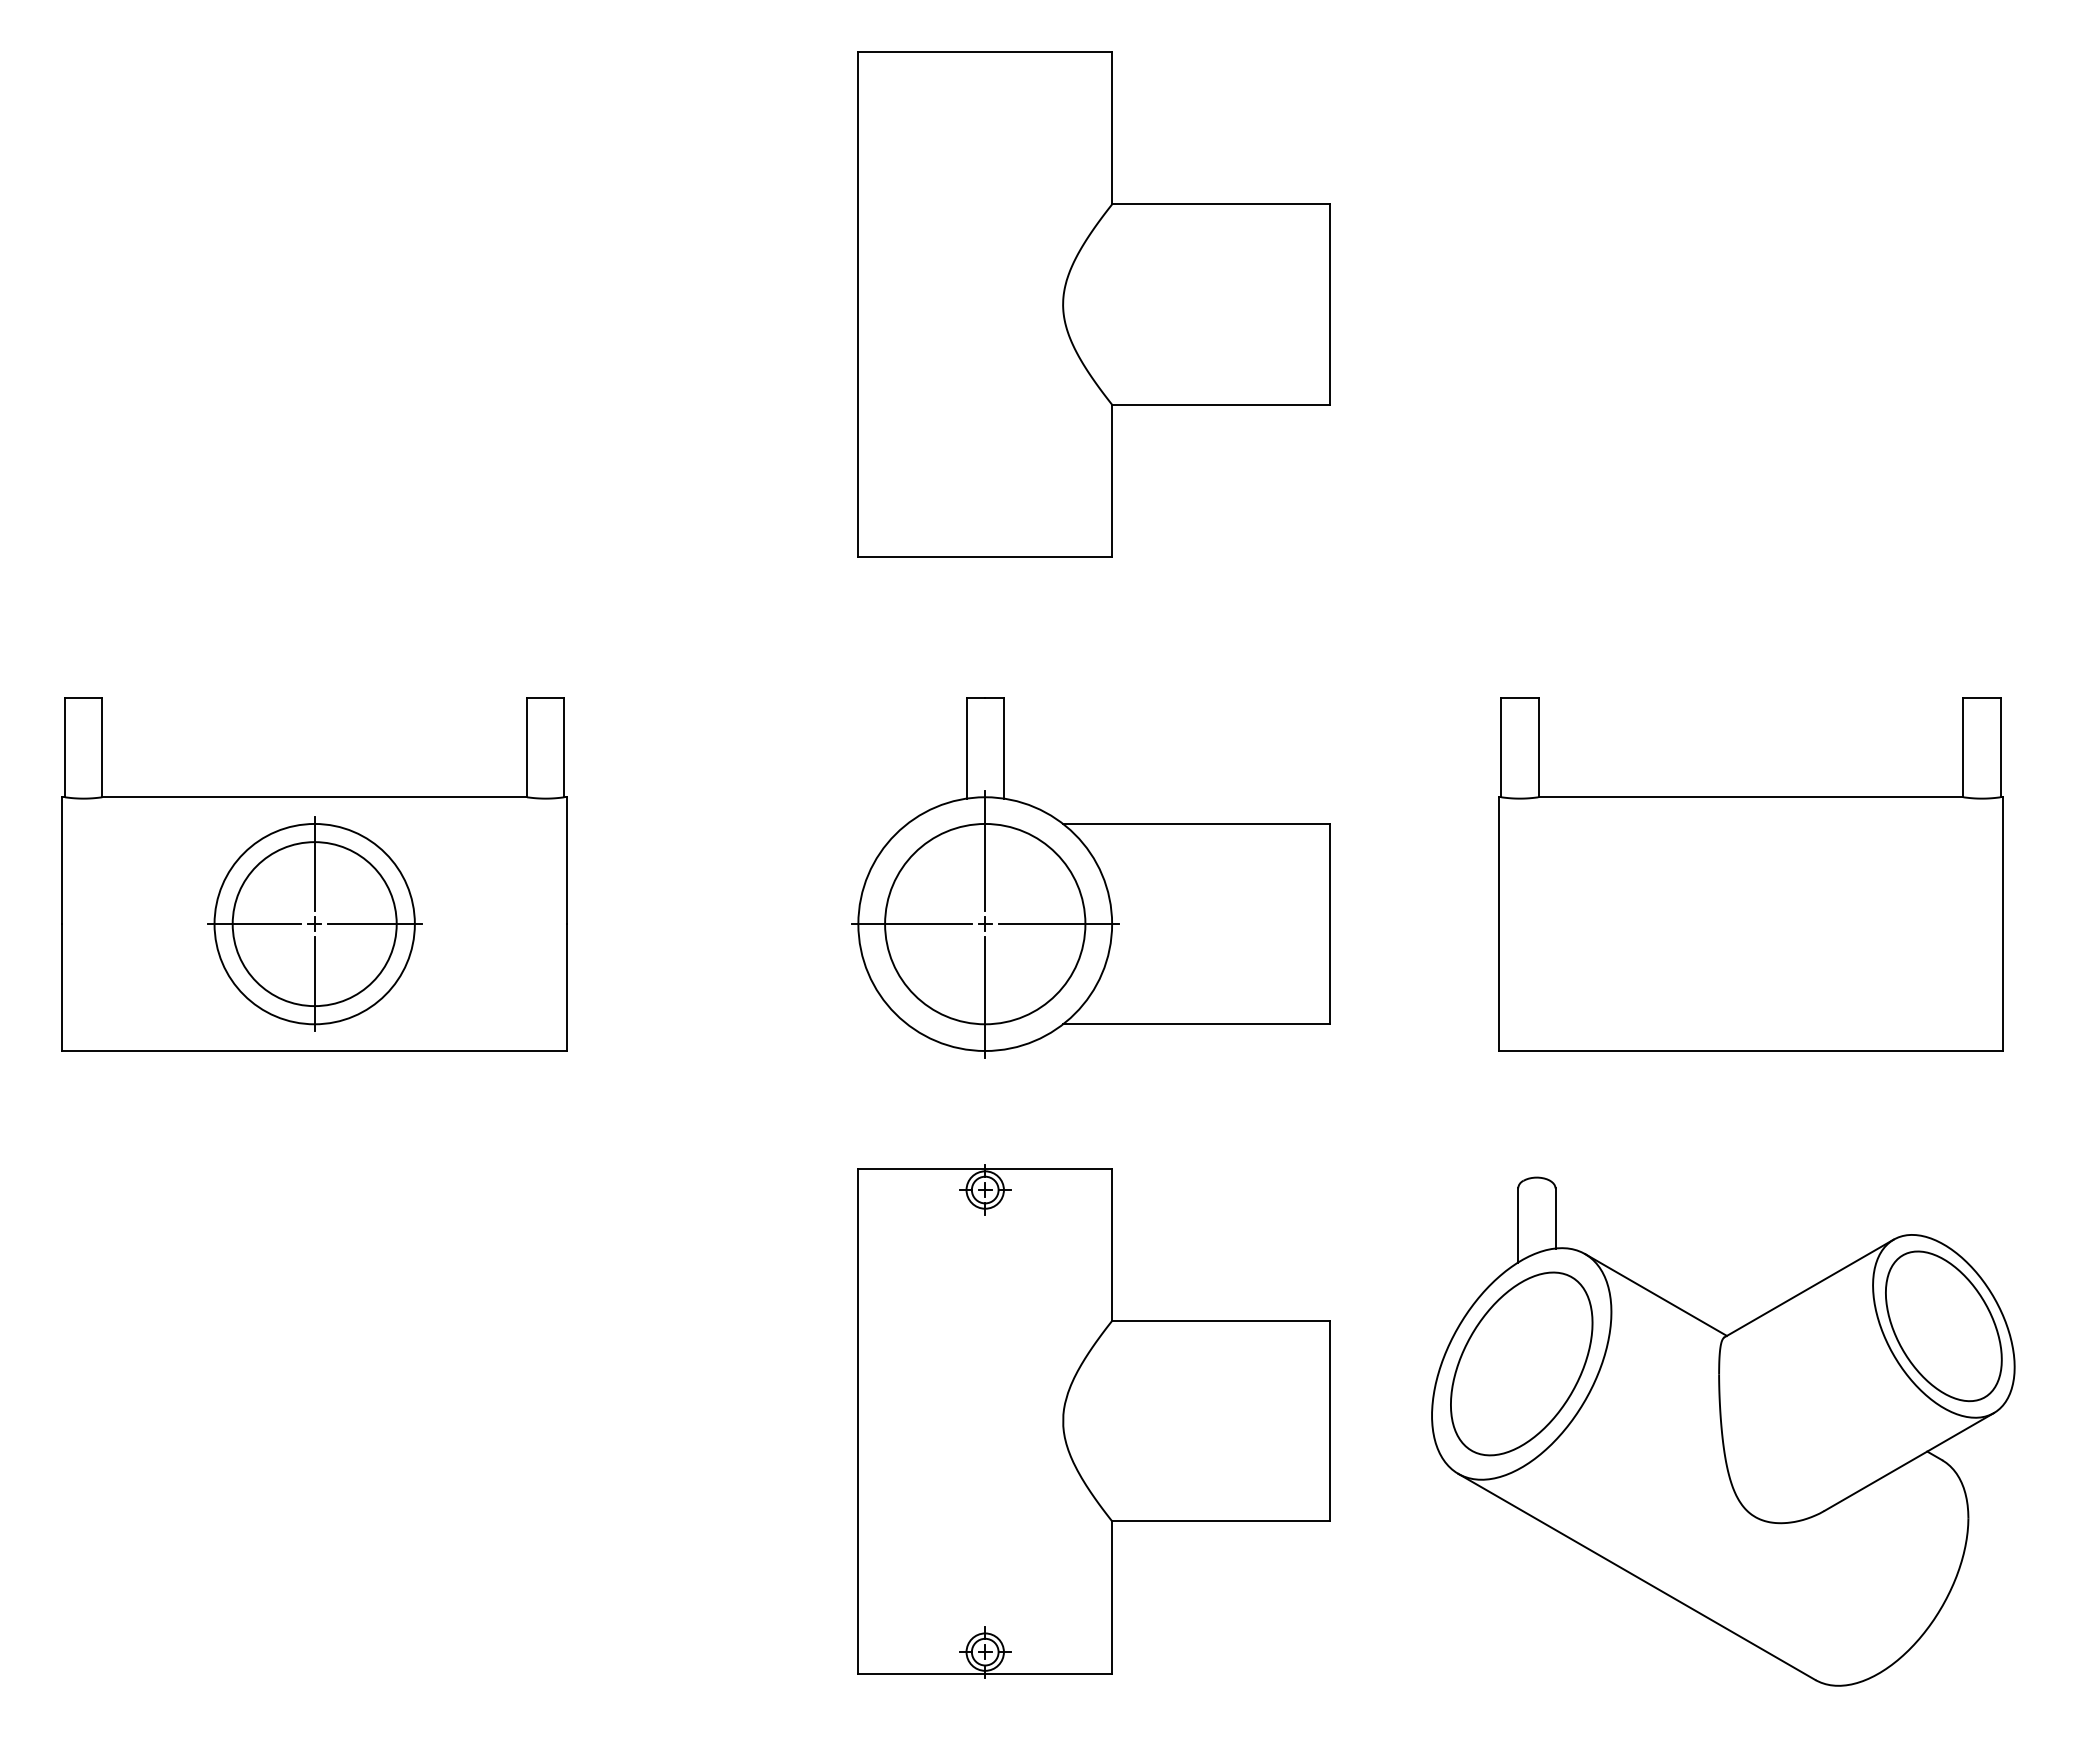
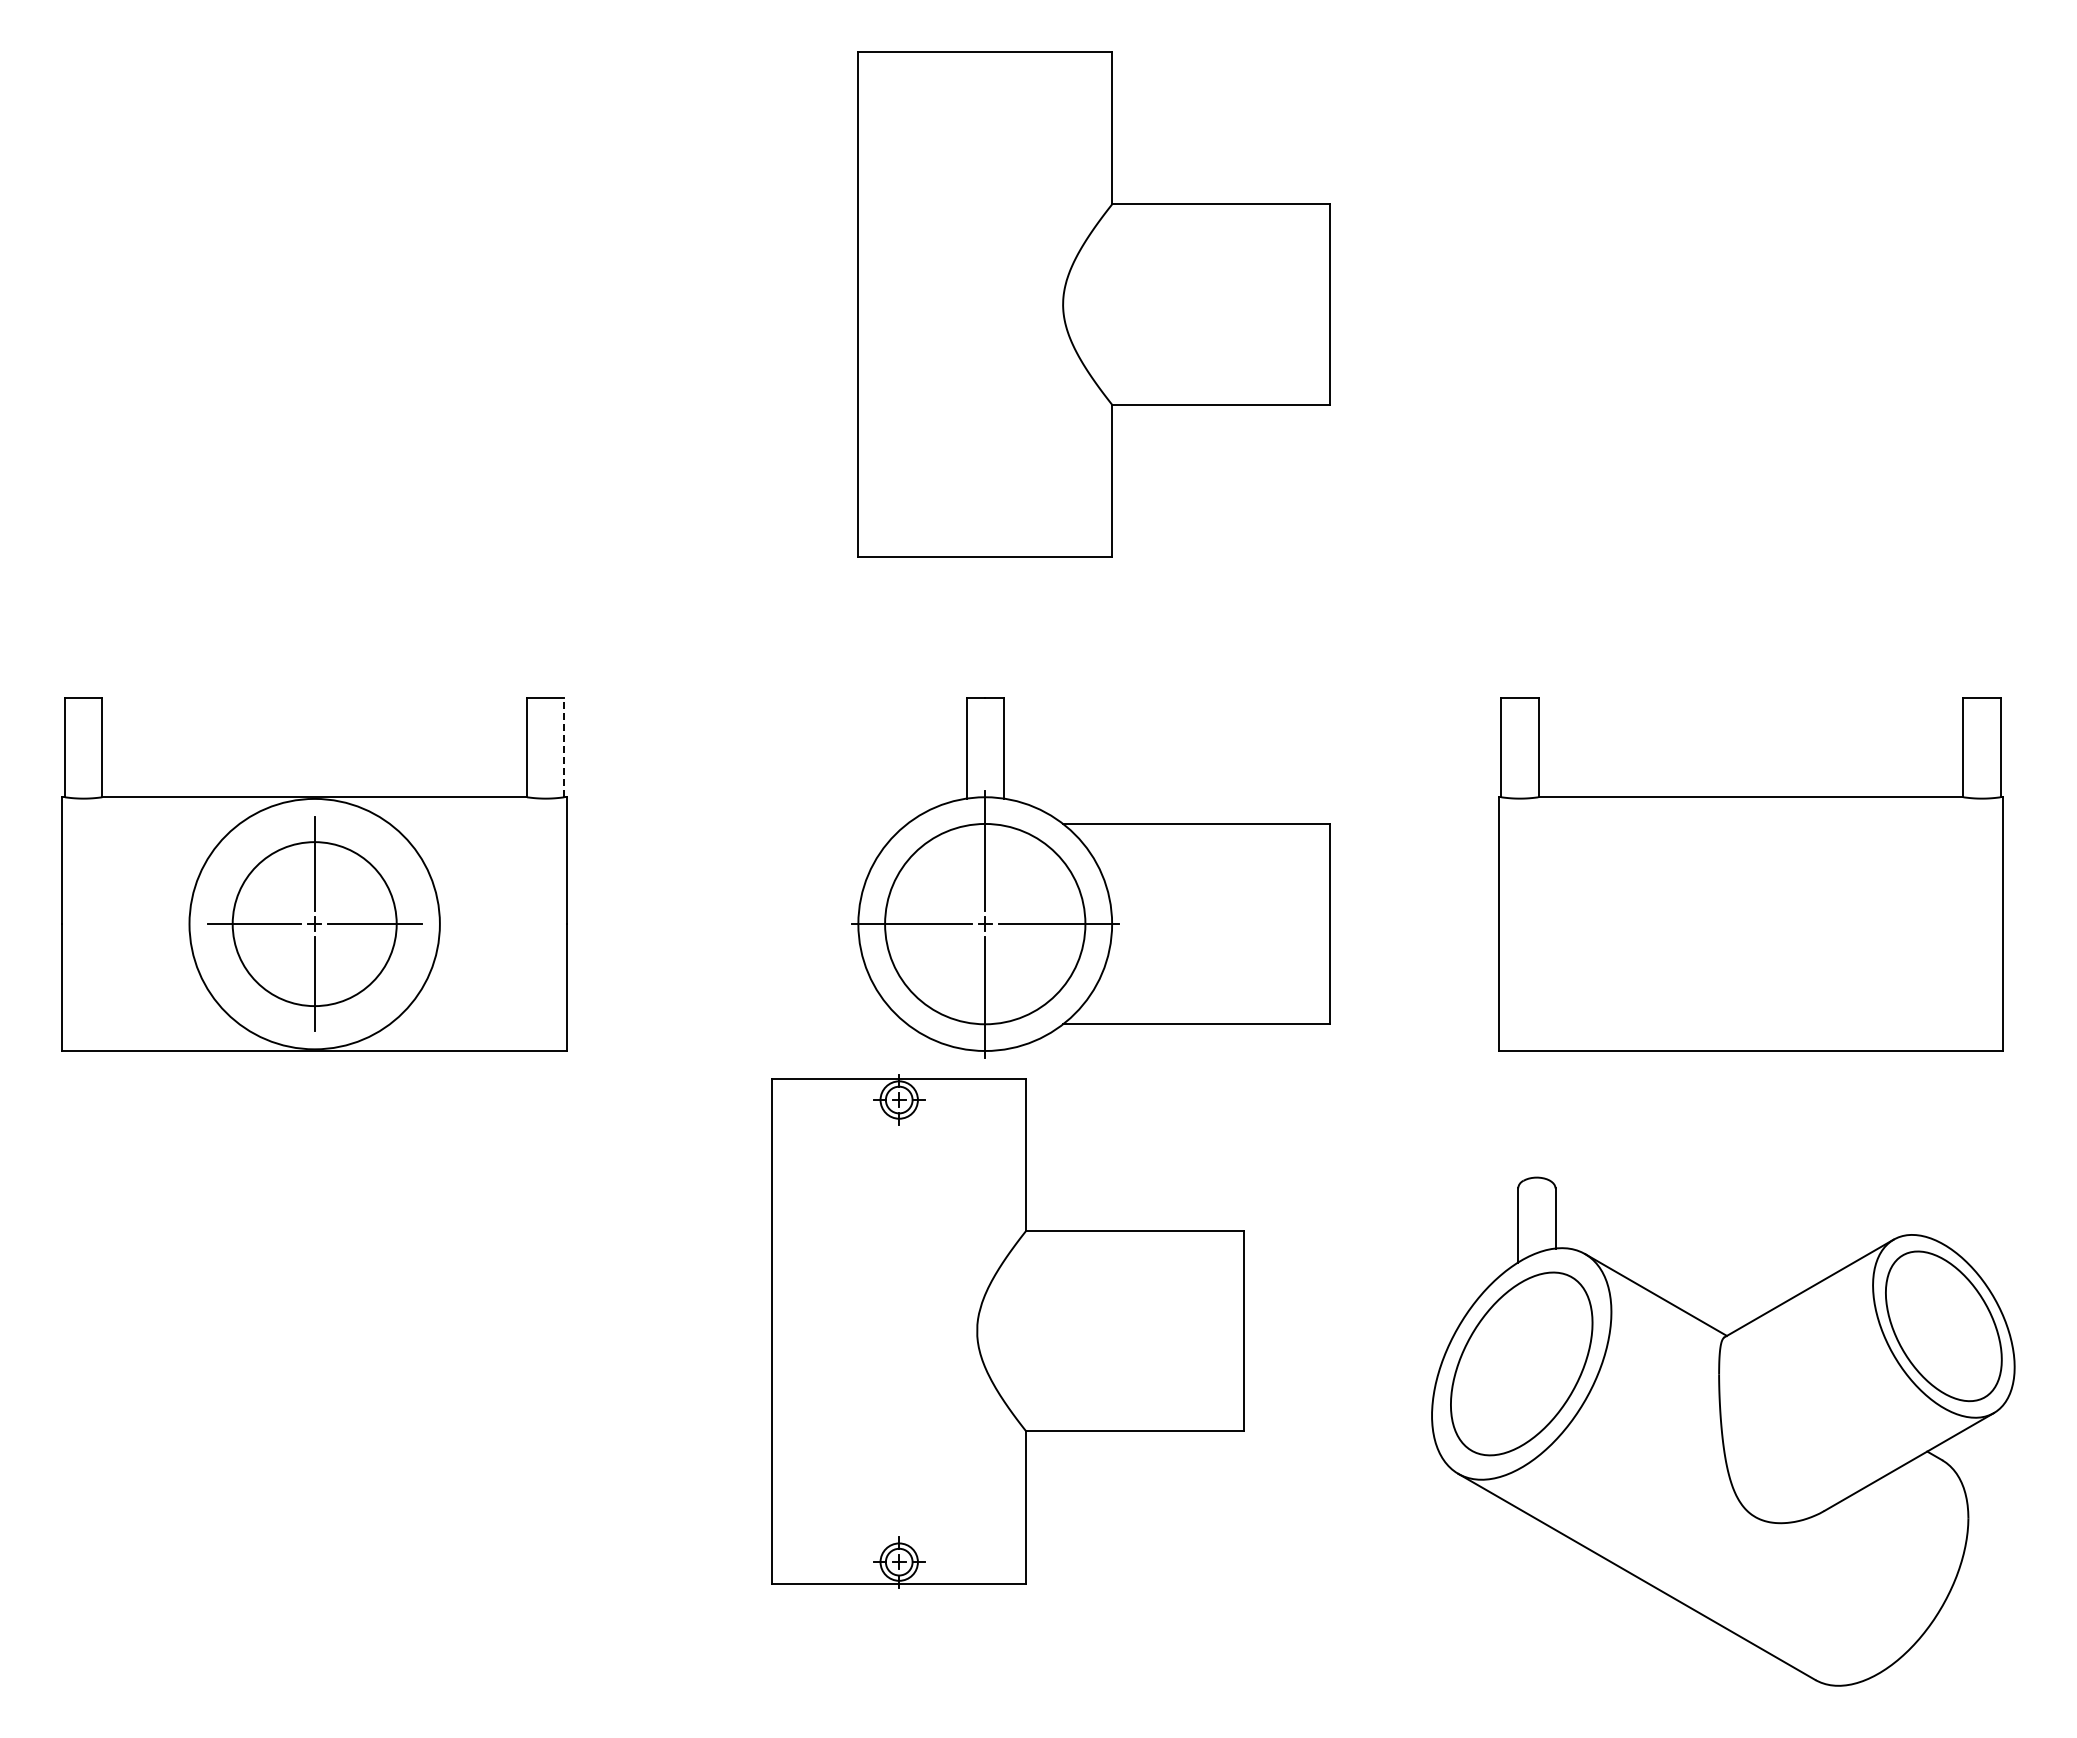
line: solid -> dashed (564, 747)
circle diameter: 200 px -> 250 px (314, 923)
part position: (1093, 1421) -> (1007, 1331) (1007, 1331)
